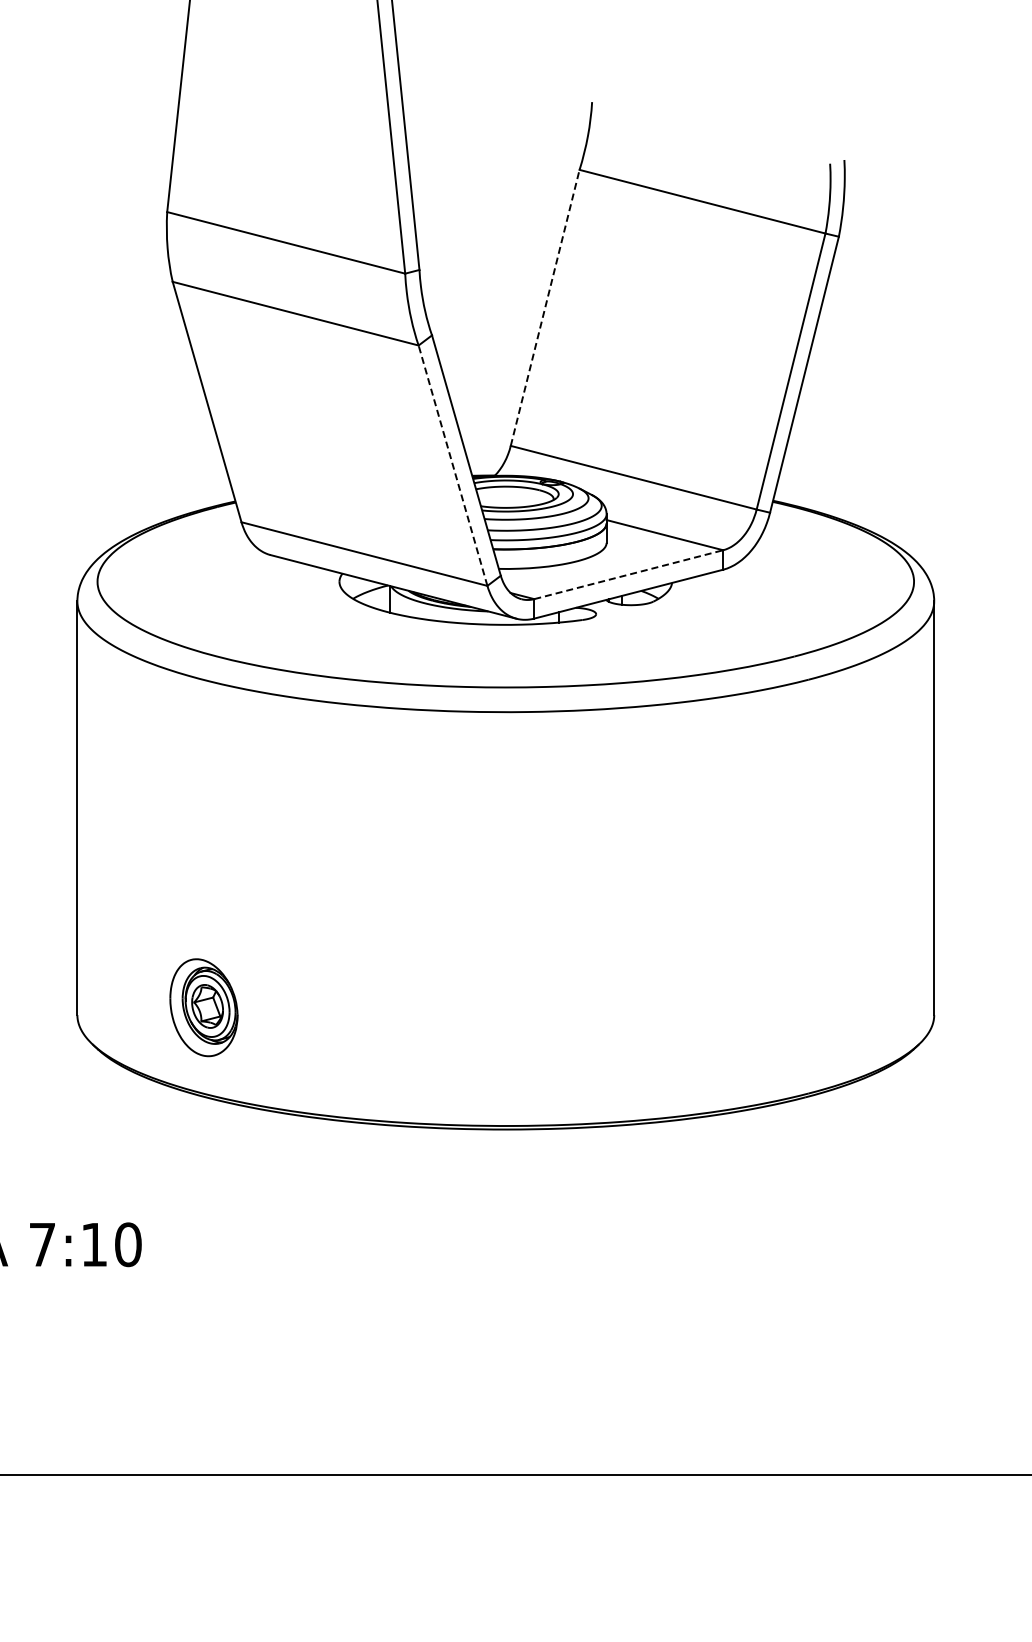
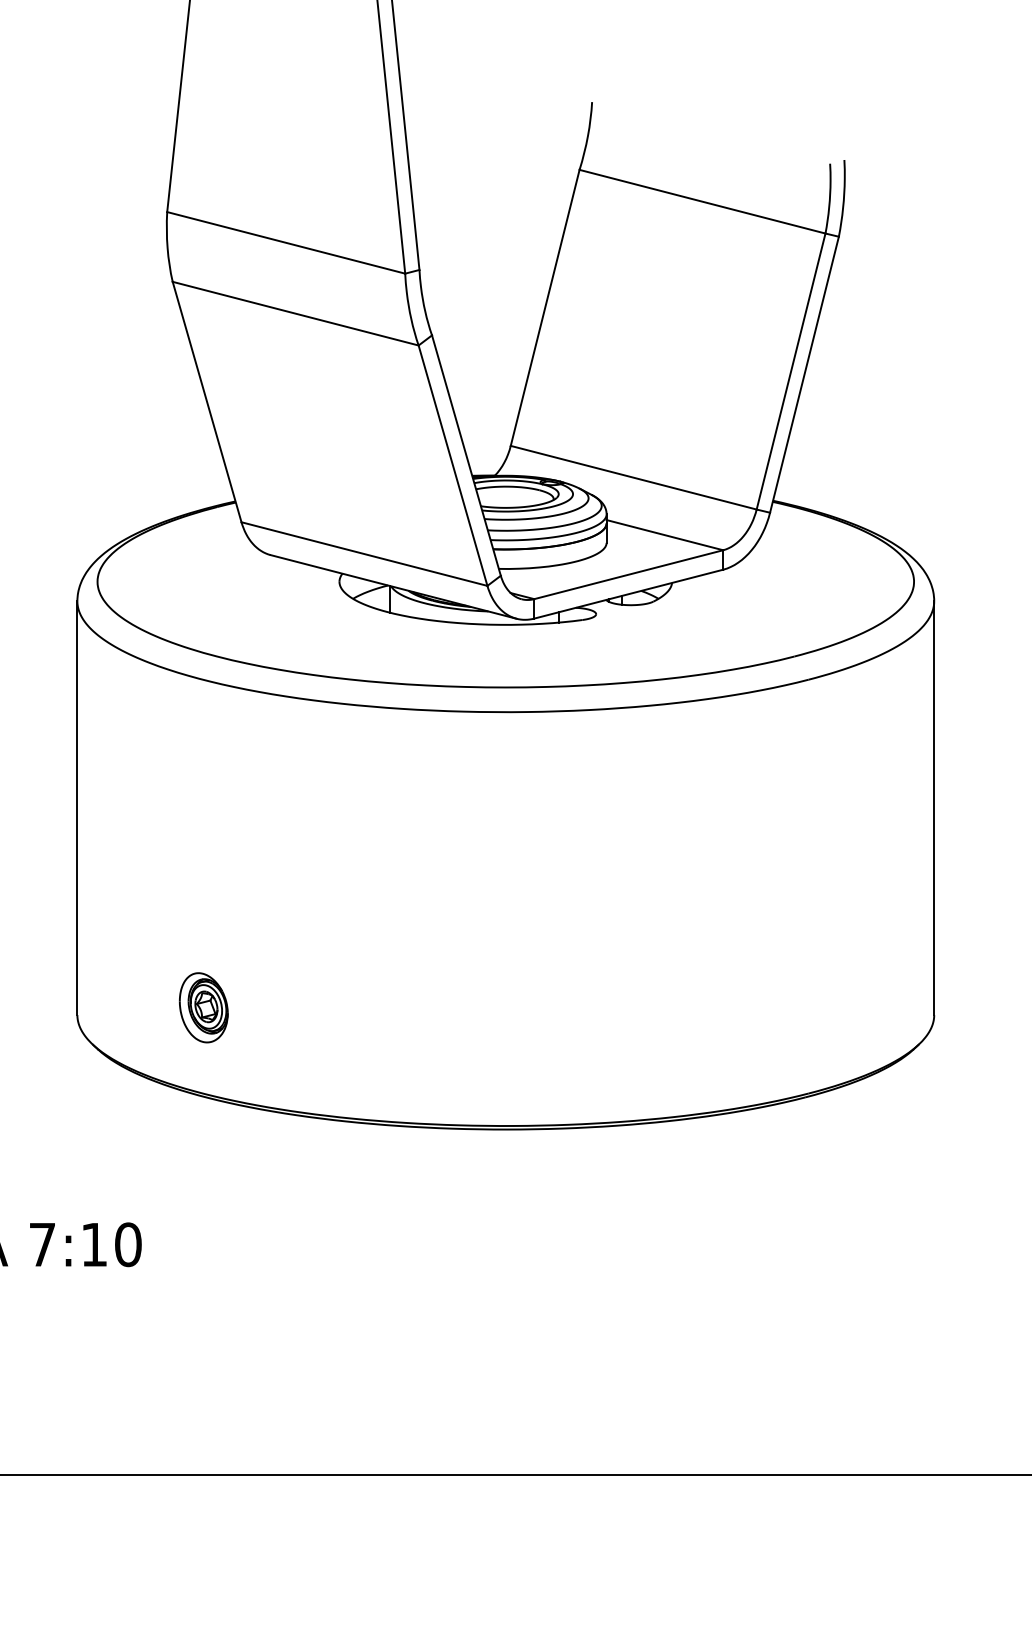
line: dashed -> solid (545, 307)
line: dashed -> solid (452, 465)
line: dashed -> solid (628, 574)
part size: 70x100 px -> 51x72 px (203, 1007)
